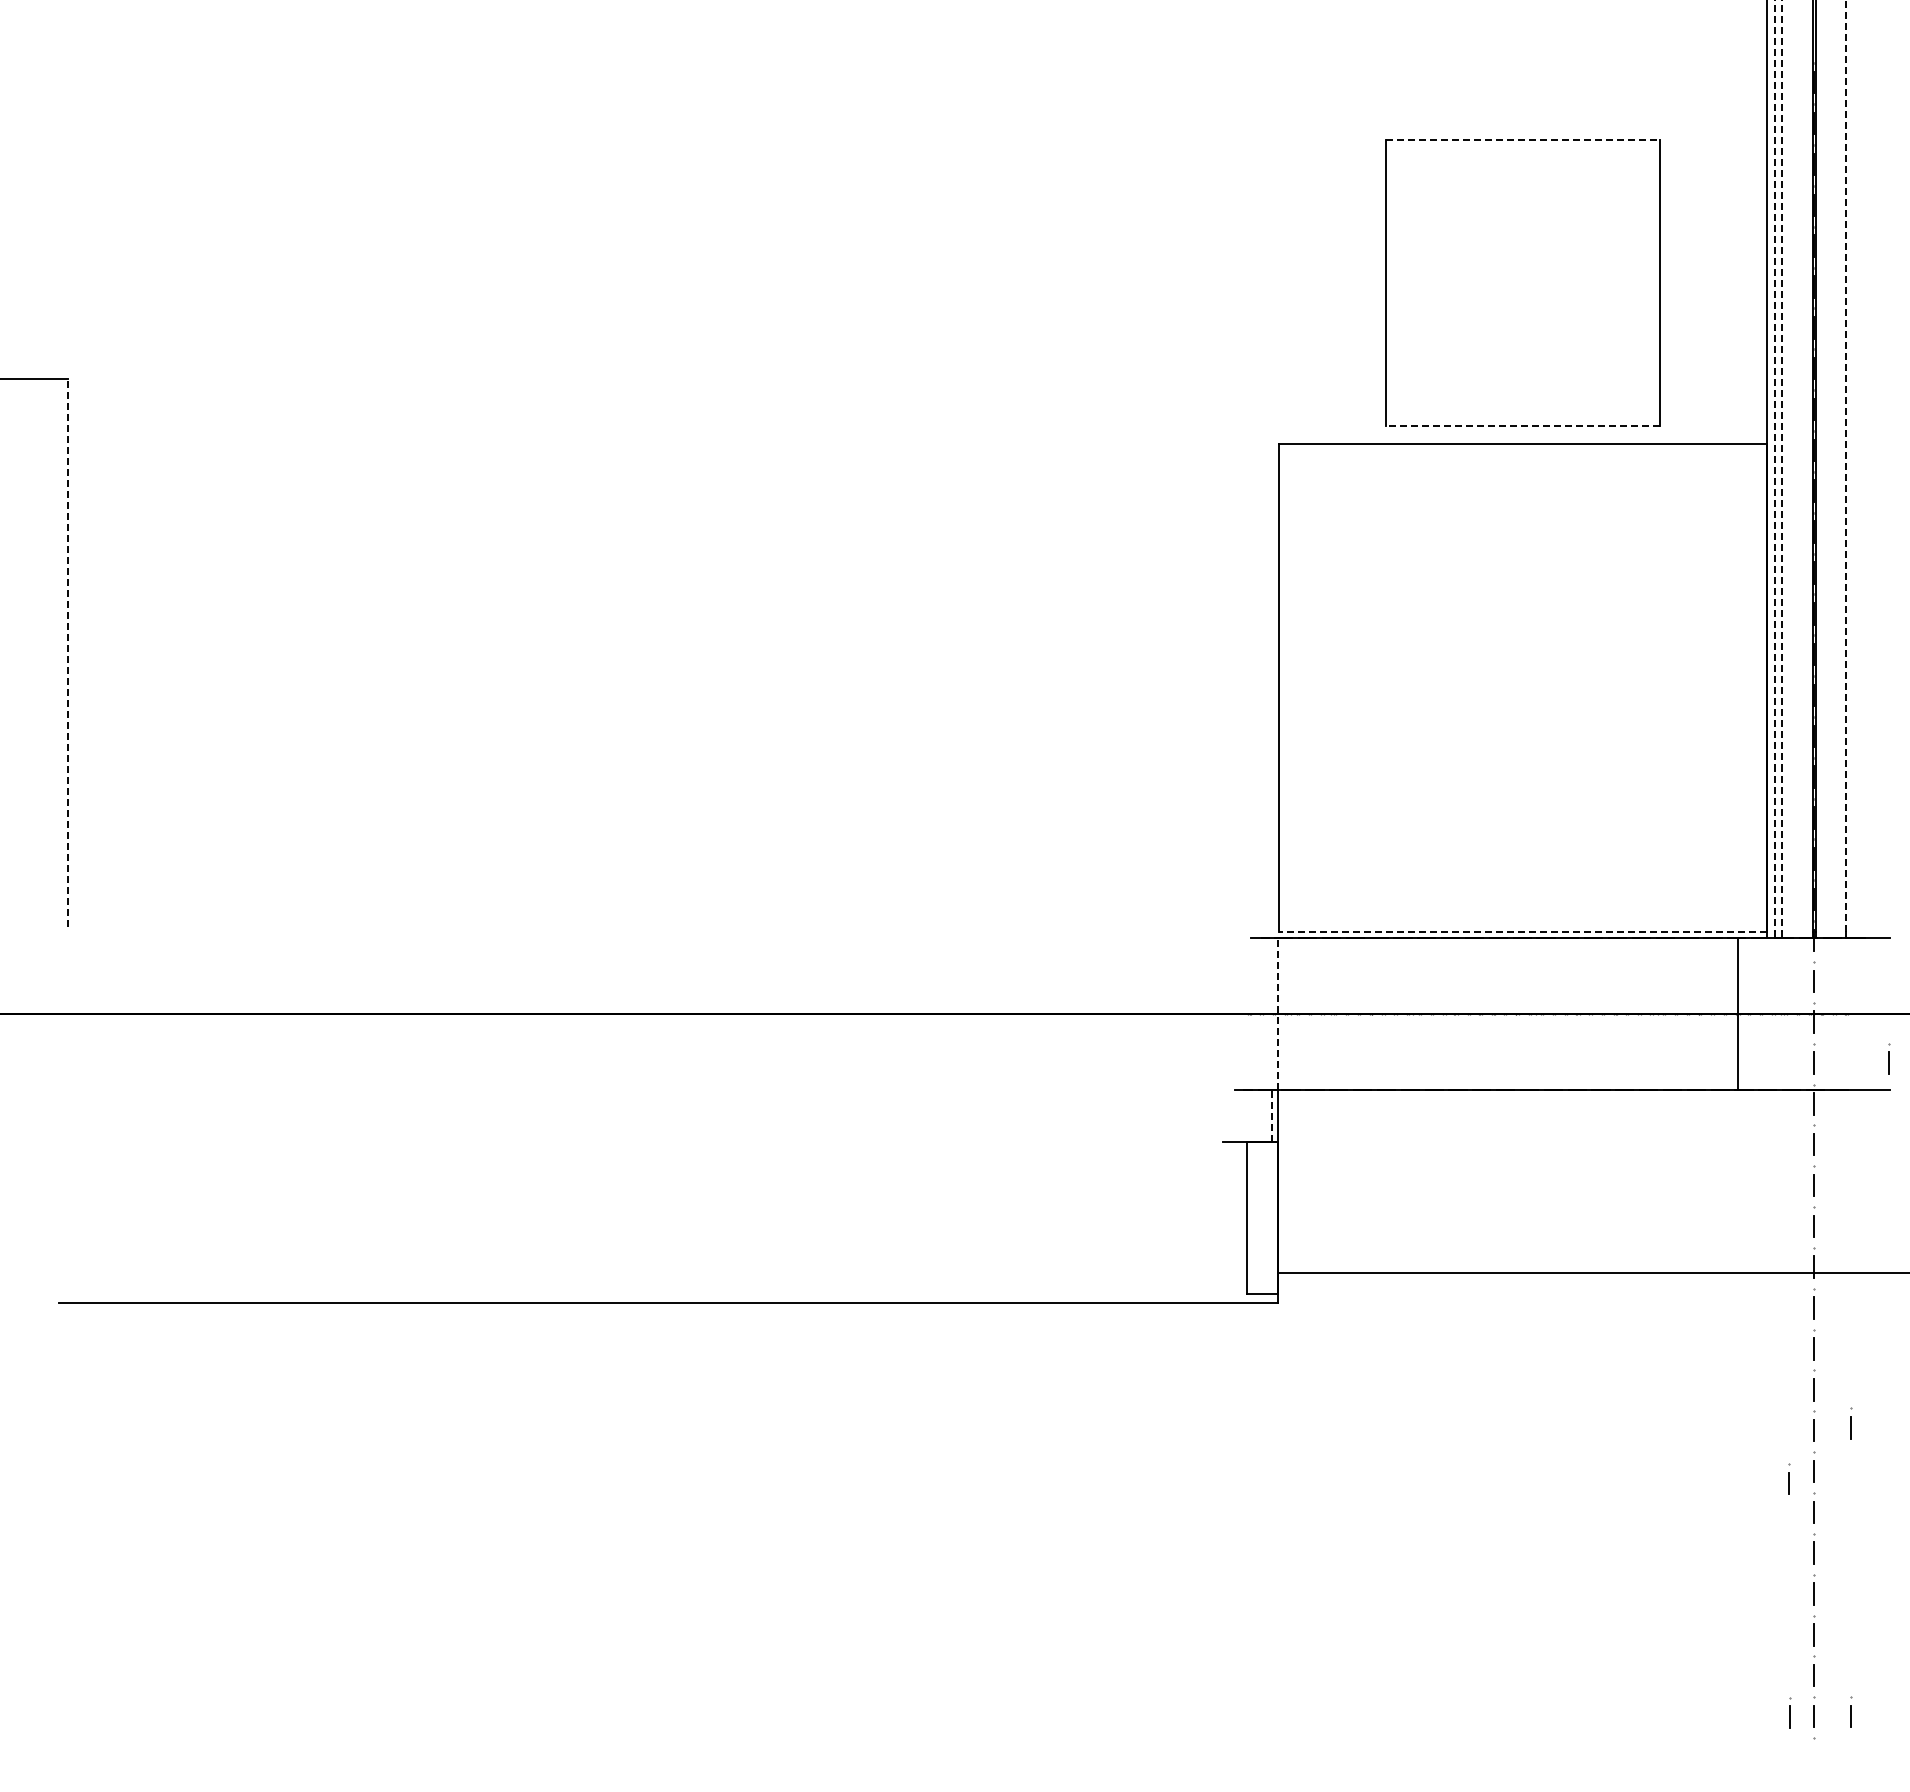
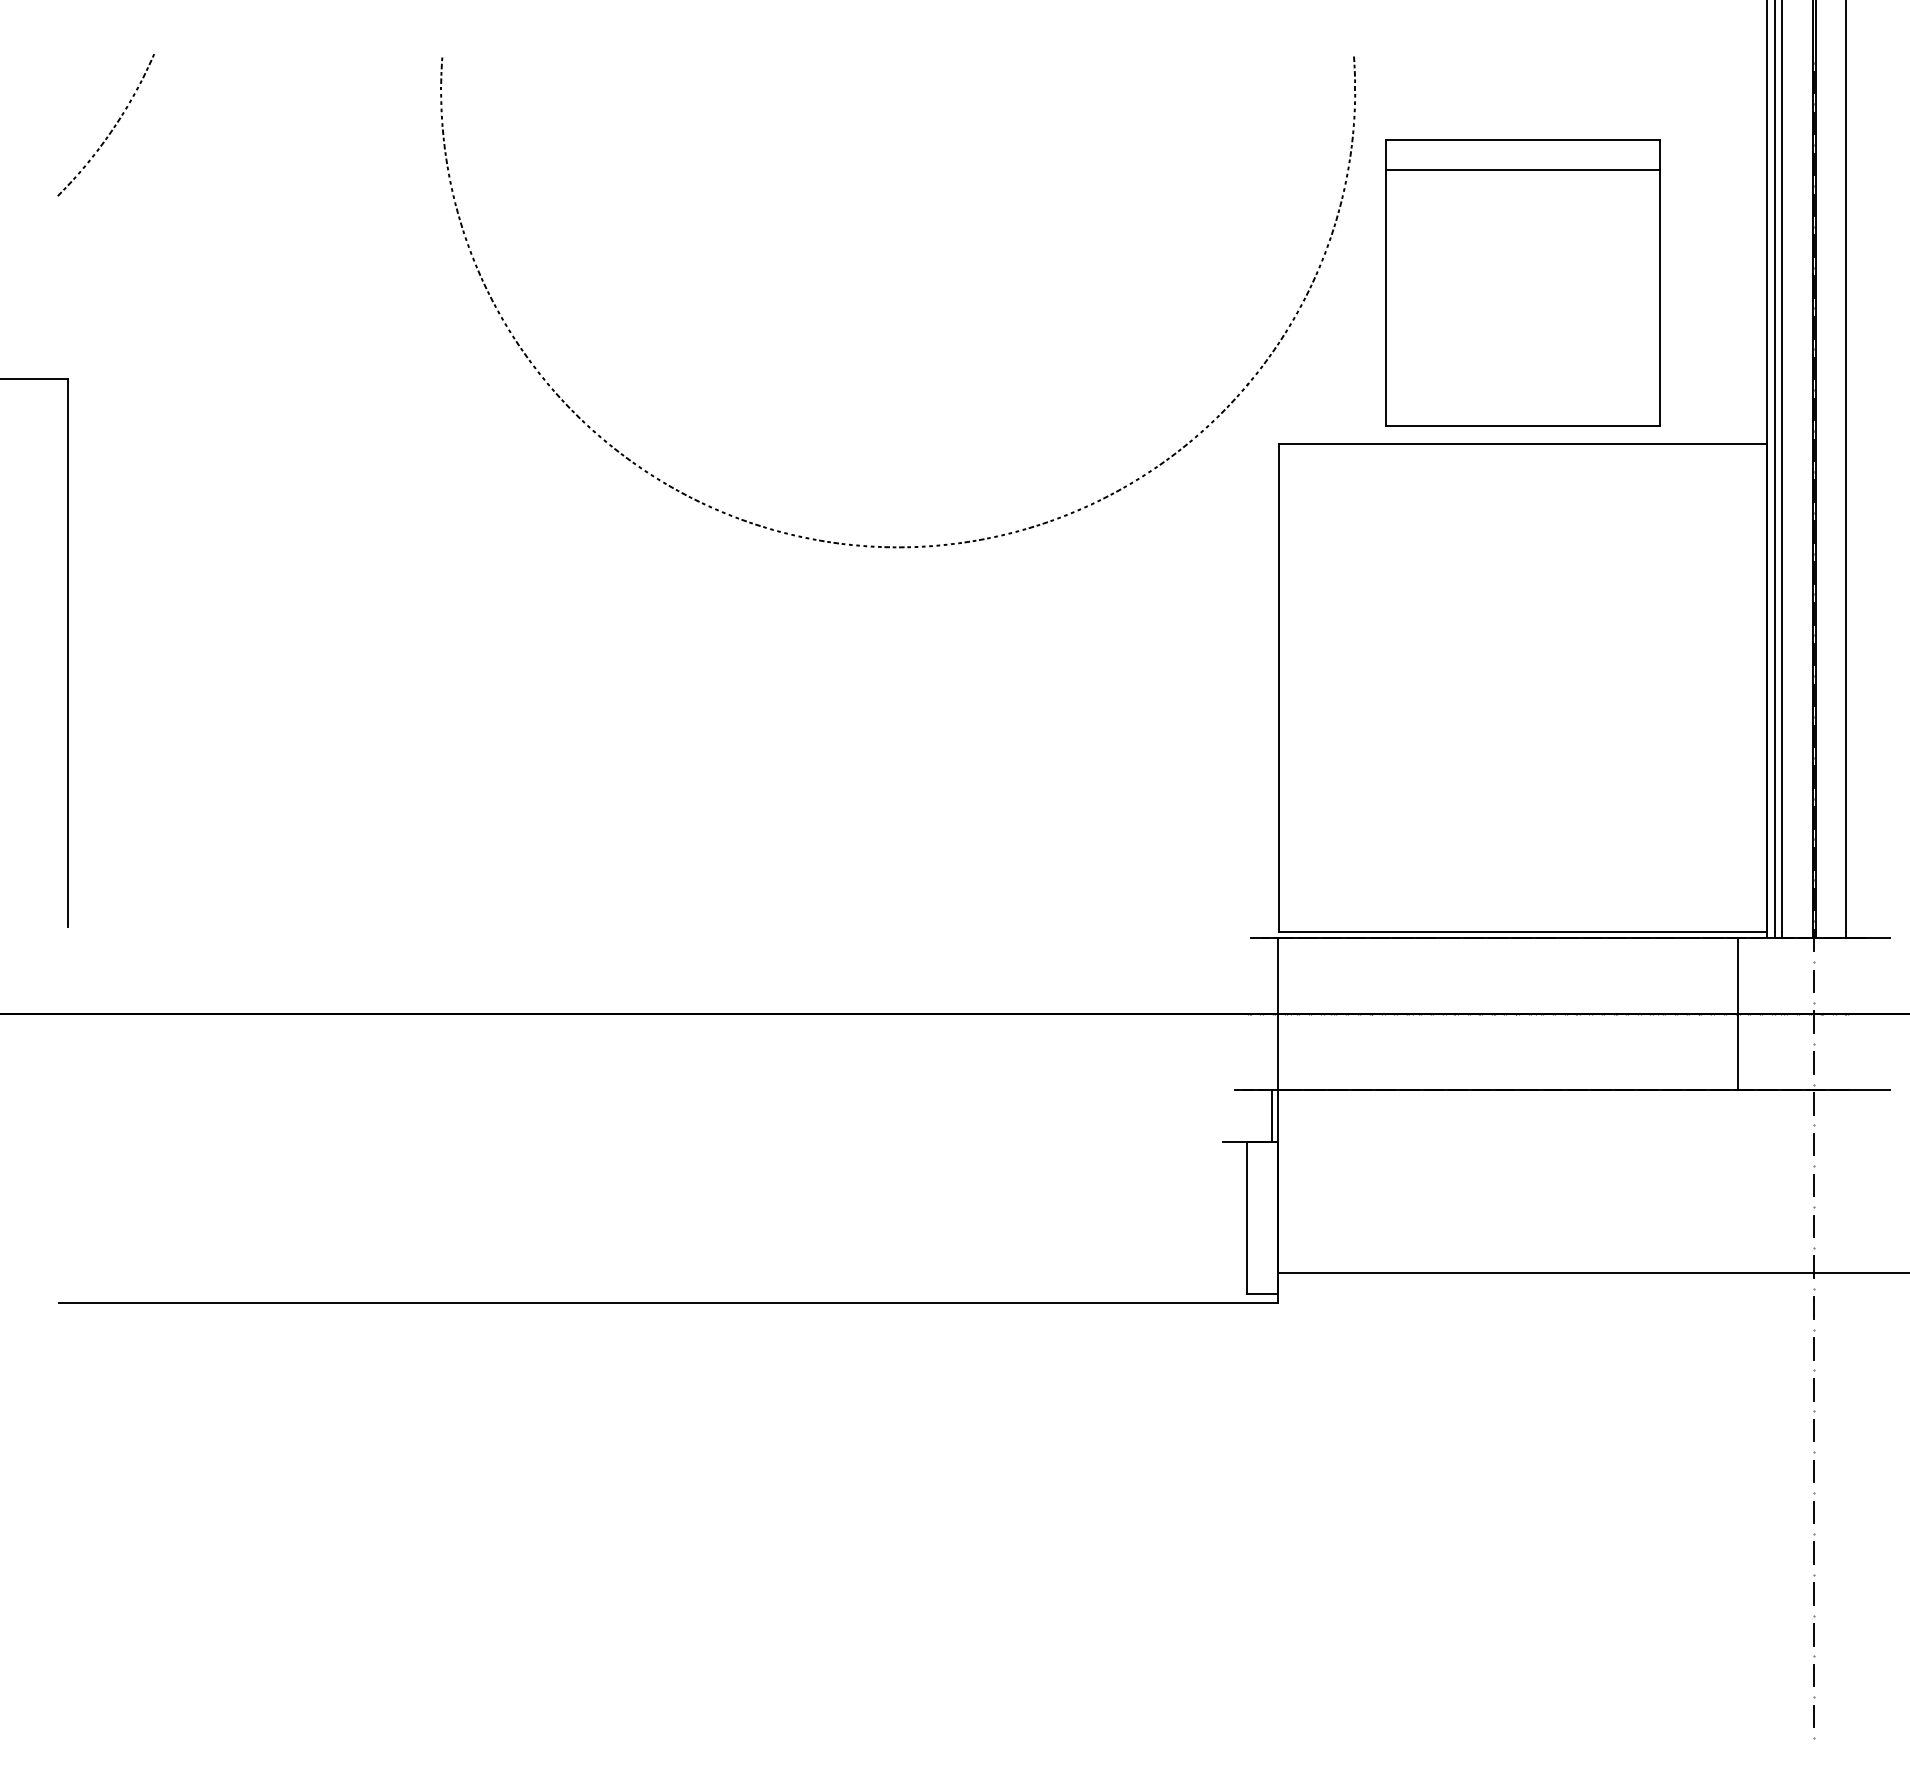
part: none -> present (111, 129)
line: dashed -> solid (1523, 139)
line: none -> present (1523, 169)
line: dashed -> solid (1522, 425)
line: dashed -> solid (1774, 465)
line: dashed -> solid (1782, 465)
line: dashed -> solid (1846, 465)
part: none -> present (899, 546)
line: dashed -> solid (68, 652)
line: dashed -> solid (1523, 931)
line: dashed -> solid (1277, 1013)
part: present -> none (1889, 1058)
line: dashed -> solid (1271, 1116)
part: present -> none (1851, 1423)
part: present -> none (1789, 1478)
part: present -> none (1851, 1711)
part: present -> none (1790, 1712)
